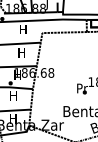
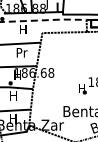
line: solid -> dashed (44, 20)
text: H -> Pr (21, 52)
text: Pr -> H (82, 88)
